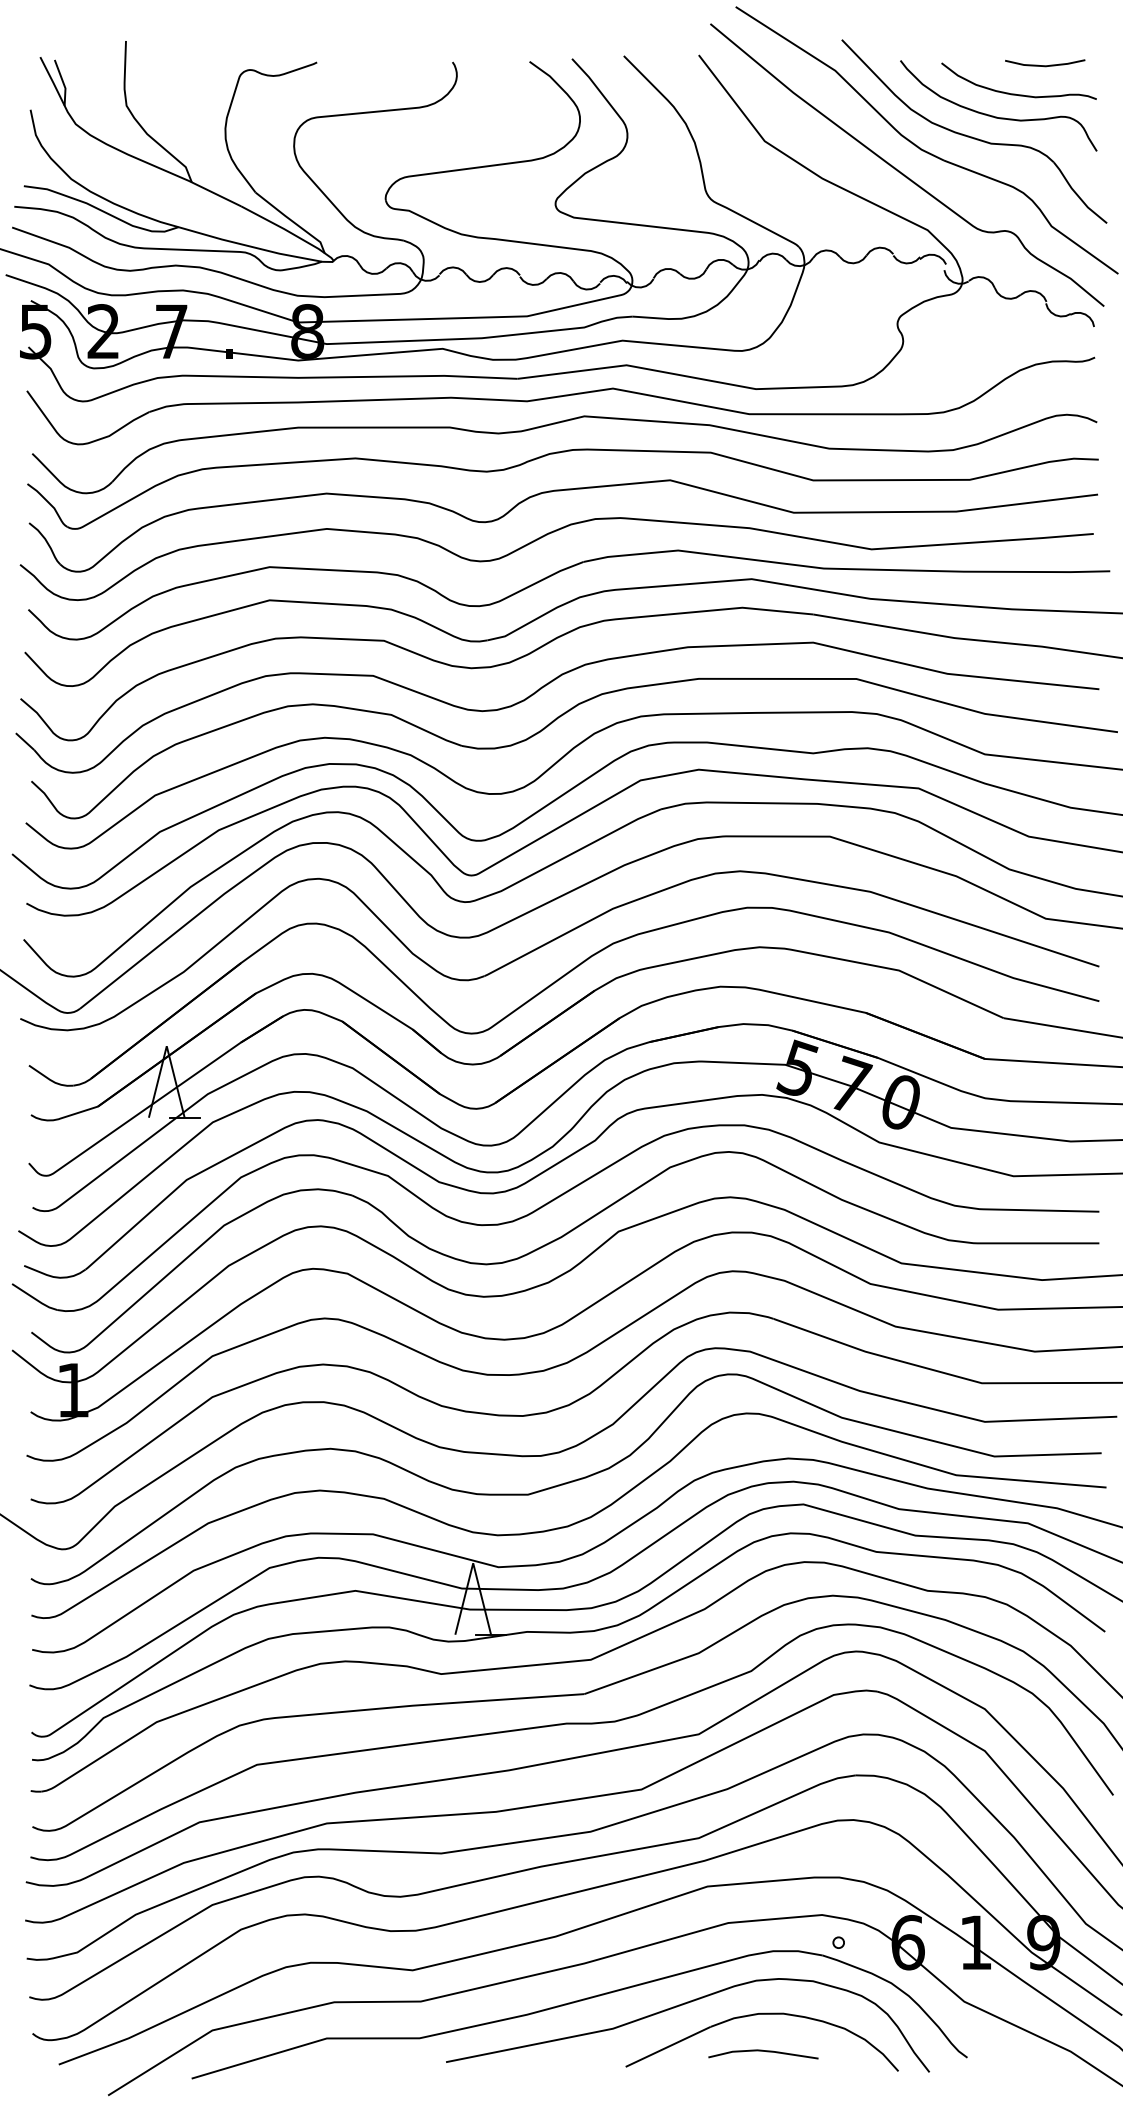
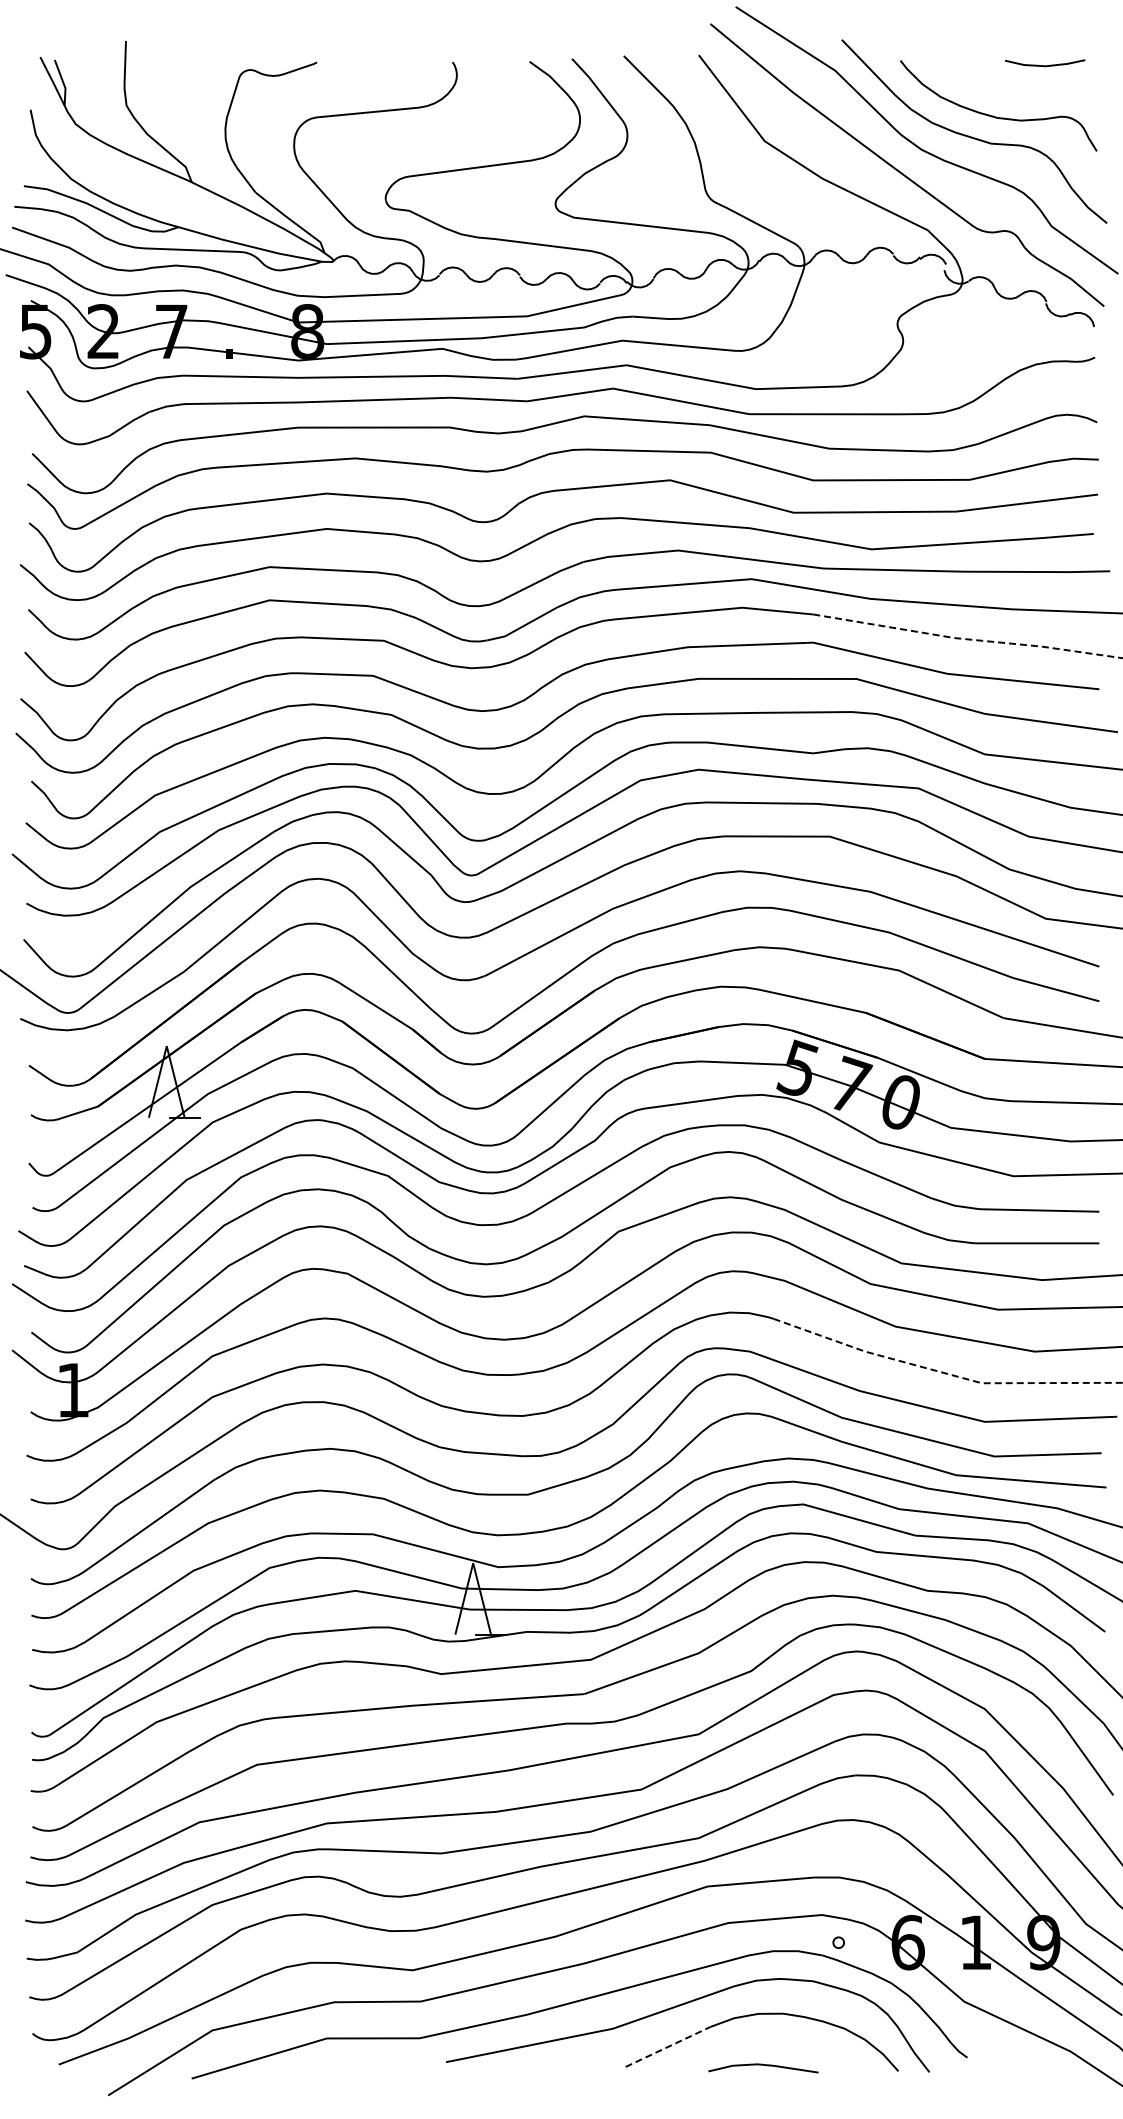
curve: present -> none (1015, 93)
line: solid -> dashed (967, 639)
line: solid -> dashed (944, 1373)
line: solid -> dashed (668, 2046)
line position: (763, 2051) -> (763, 2065) (763, 2065)
